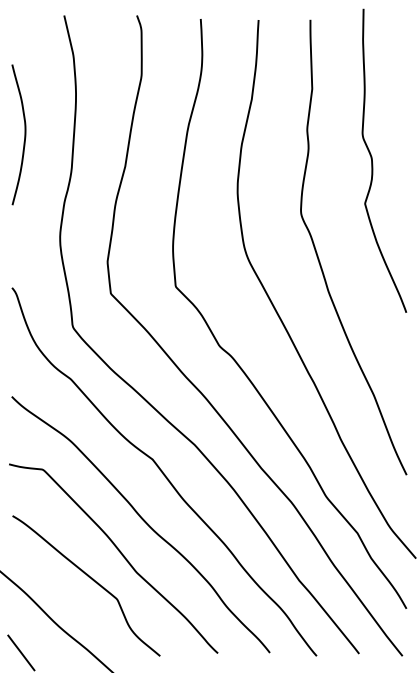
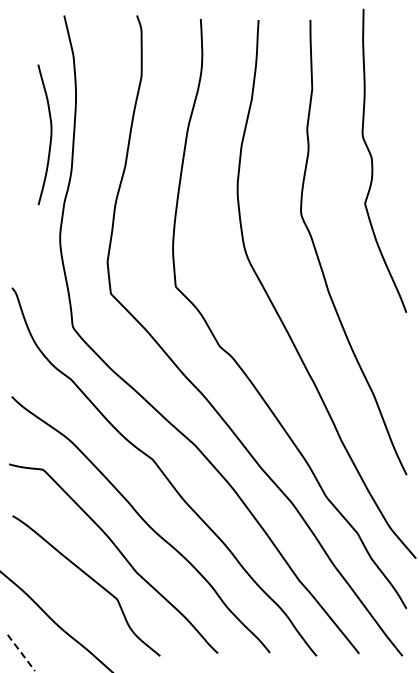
curve position: (24, 134) -> (50, 134) (50, 134)
line: solid -> dashed (20, 652)
